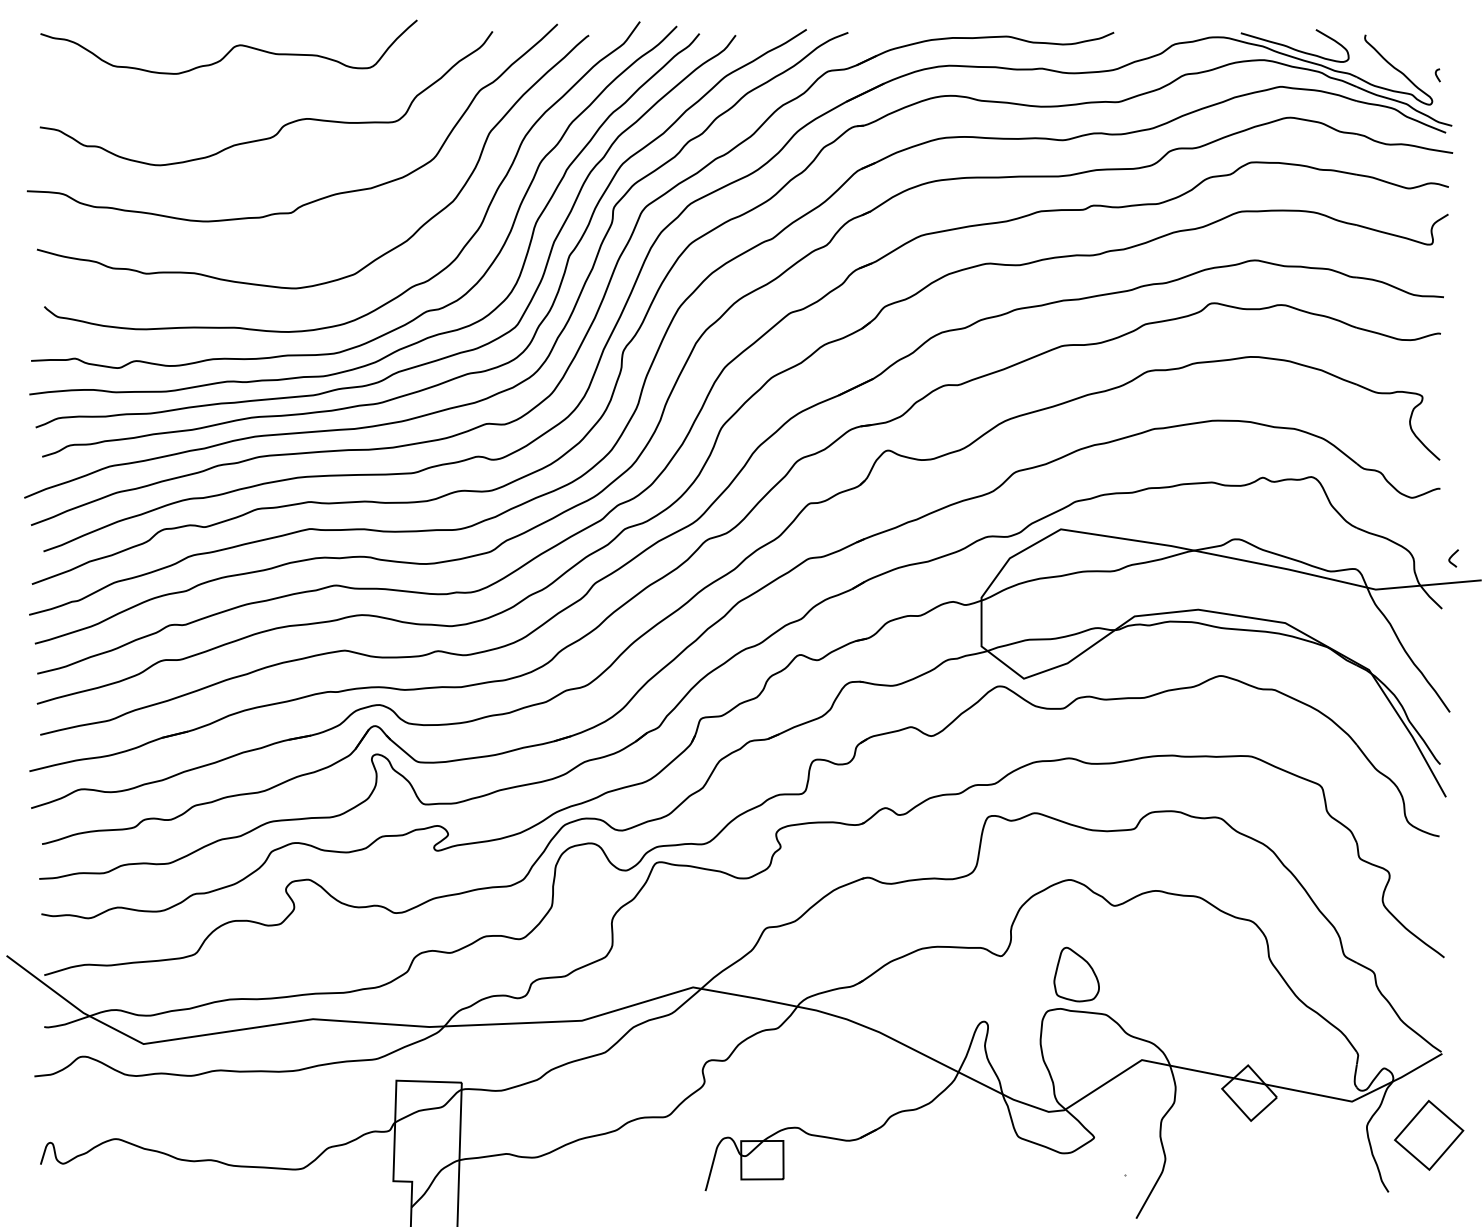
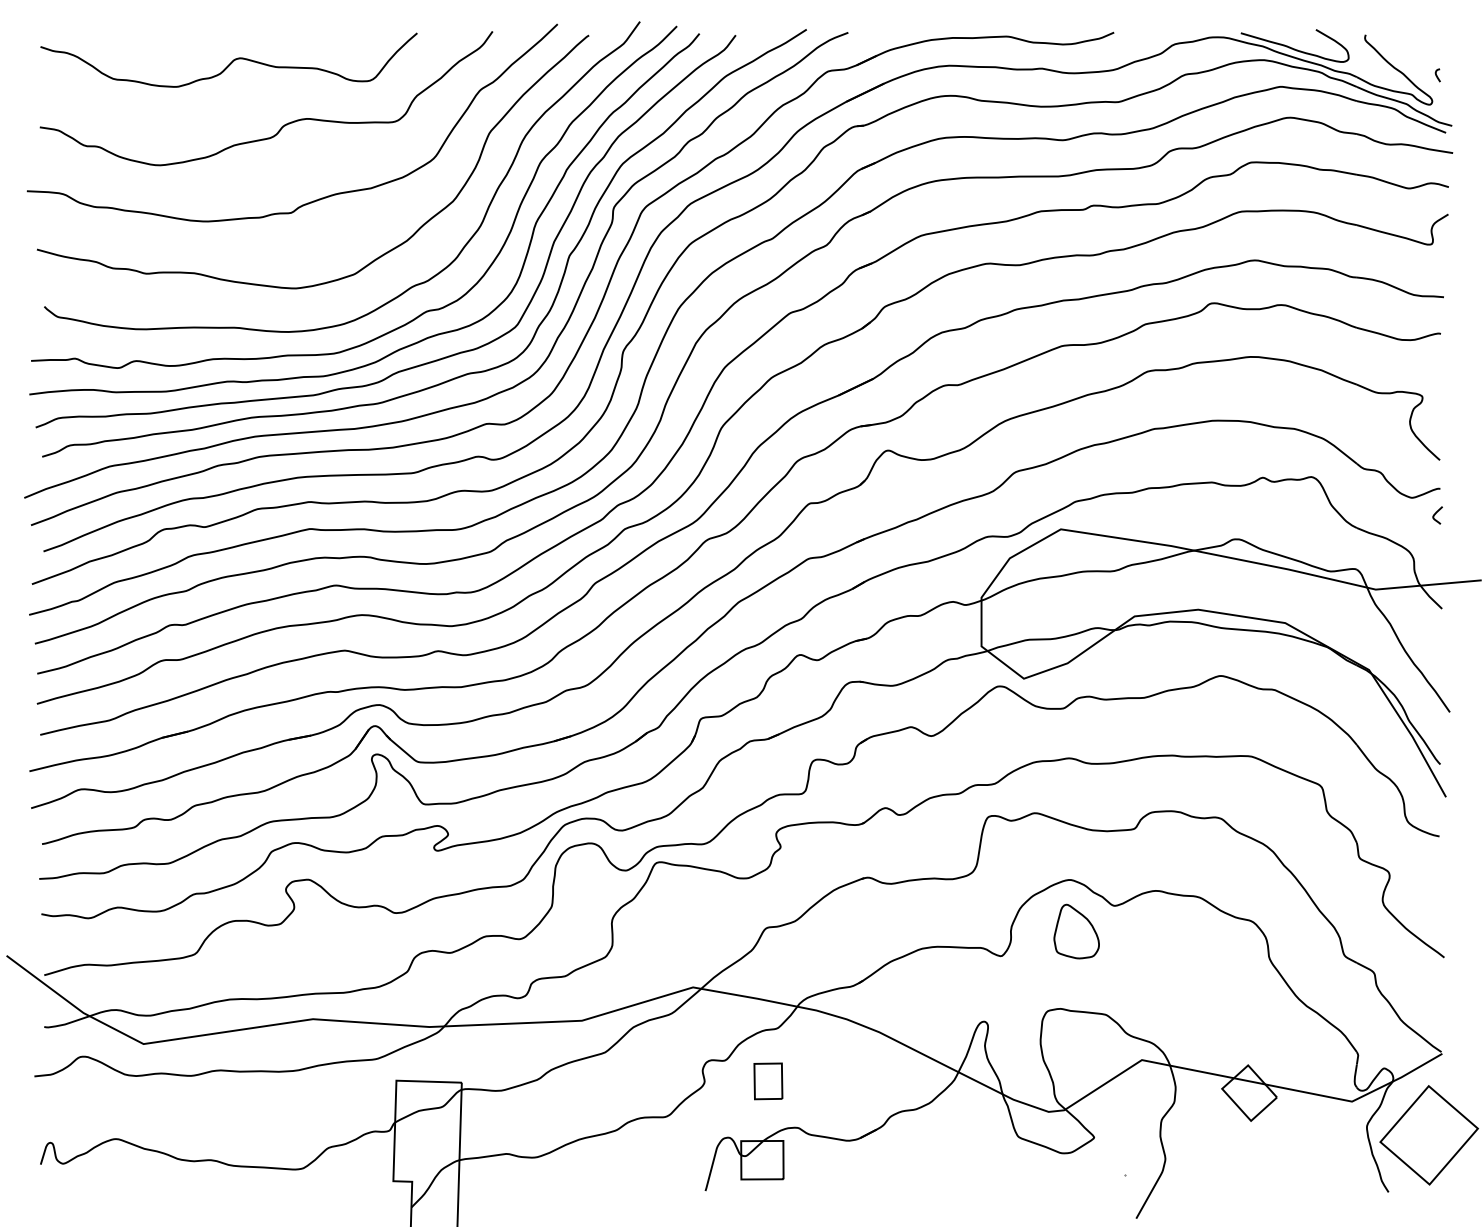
curve position: (231, 48) -> (231, 61) (231, 61)
curve position: (1451, 558) -> (1435, 515) (1435, 515)
part position: (1076, 974) -> (1076, 931) (1076, 931)
part: none -> present (768, 1081)
part size: 71x72 px -> 100x101 px (1428, 1135)
